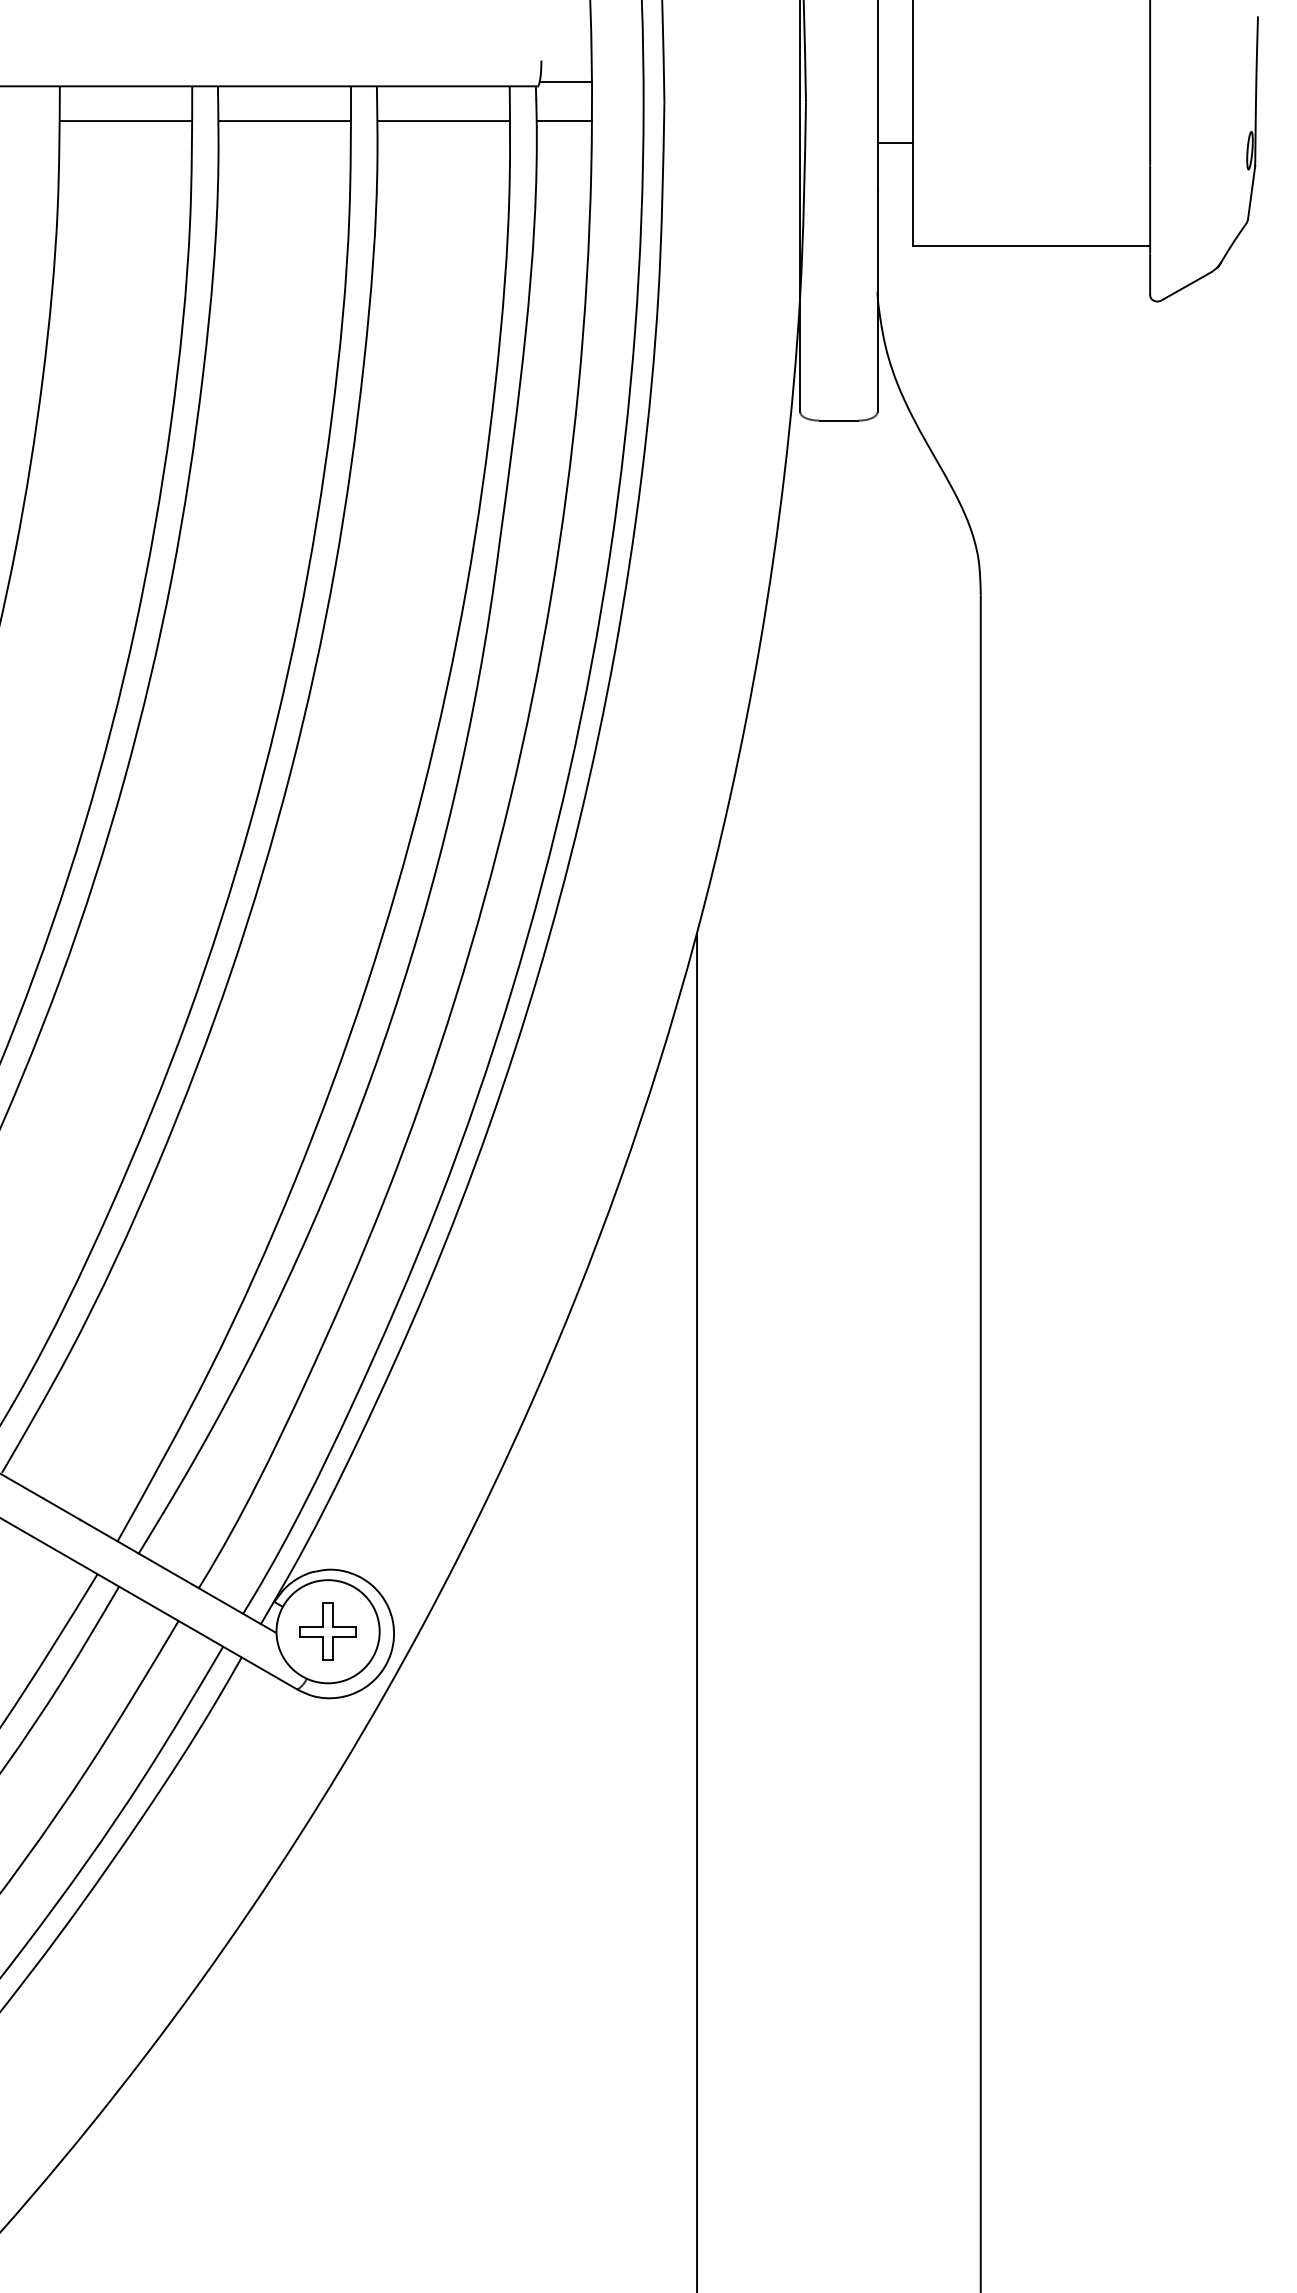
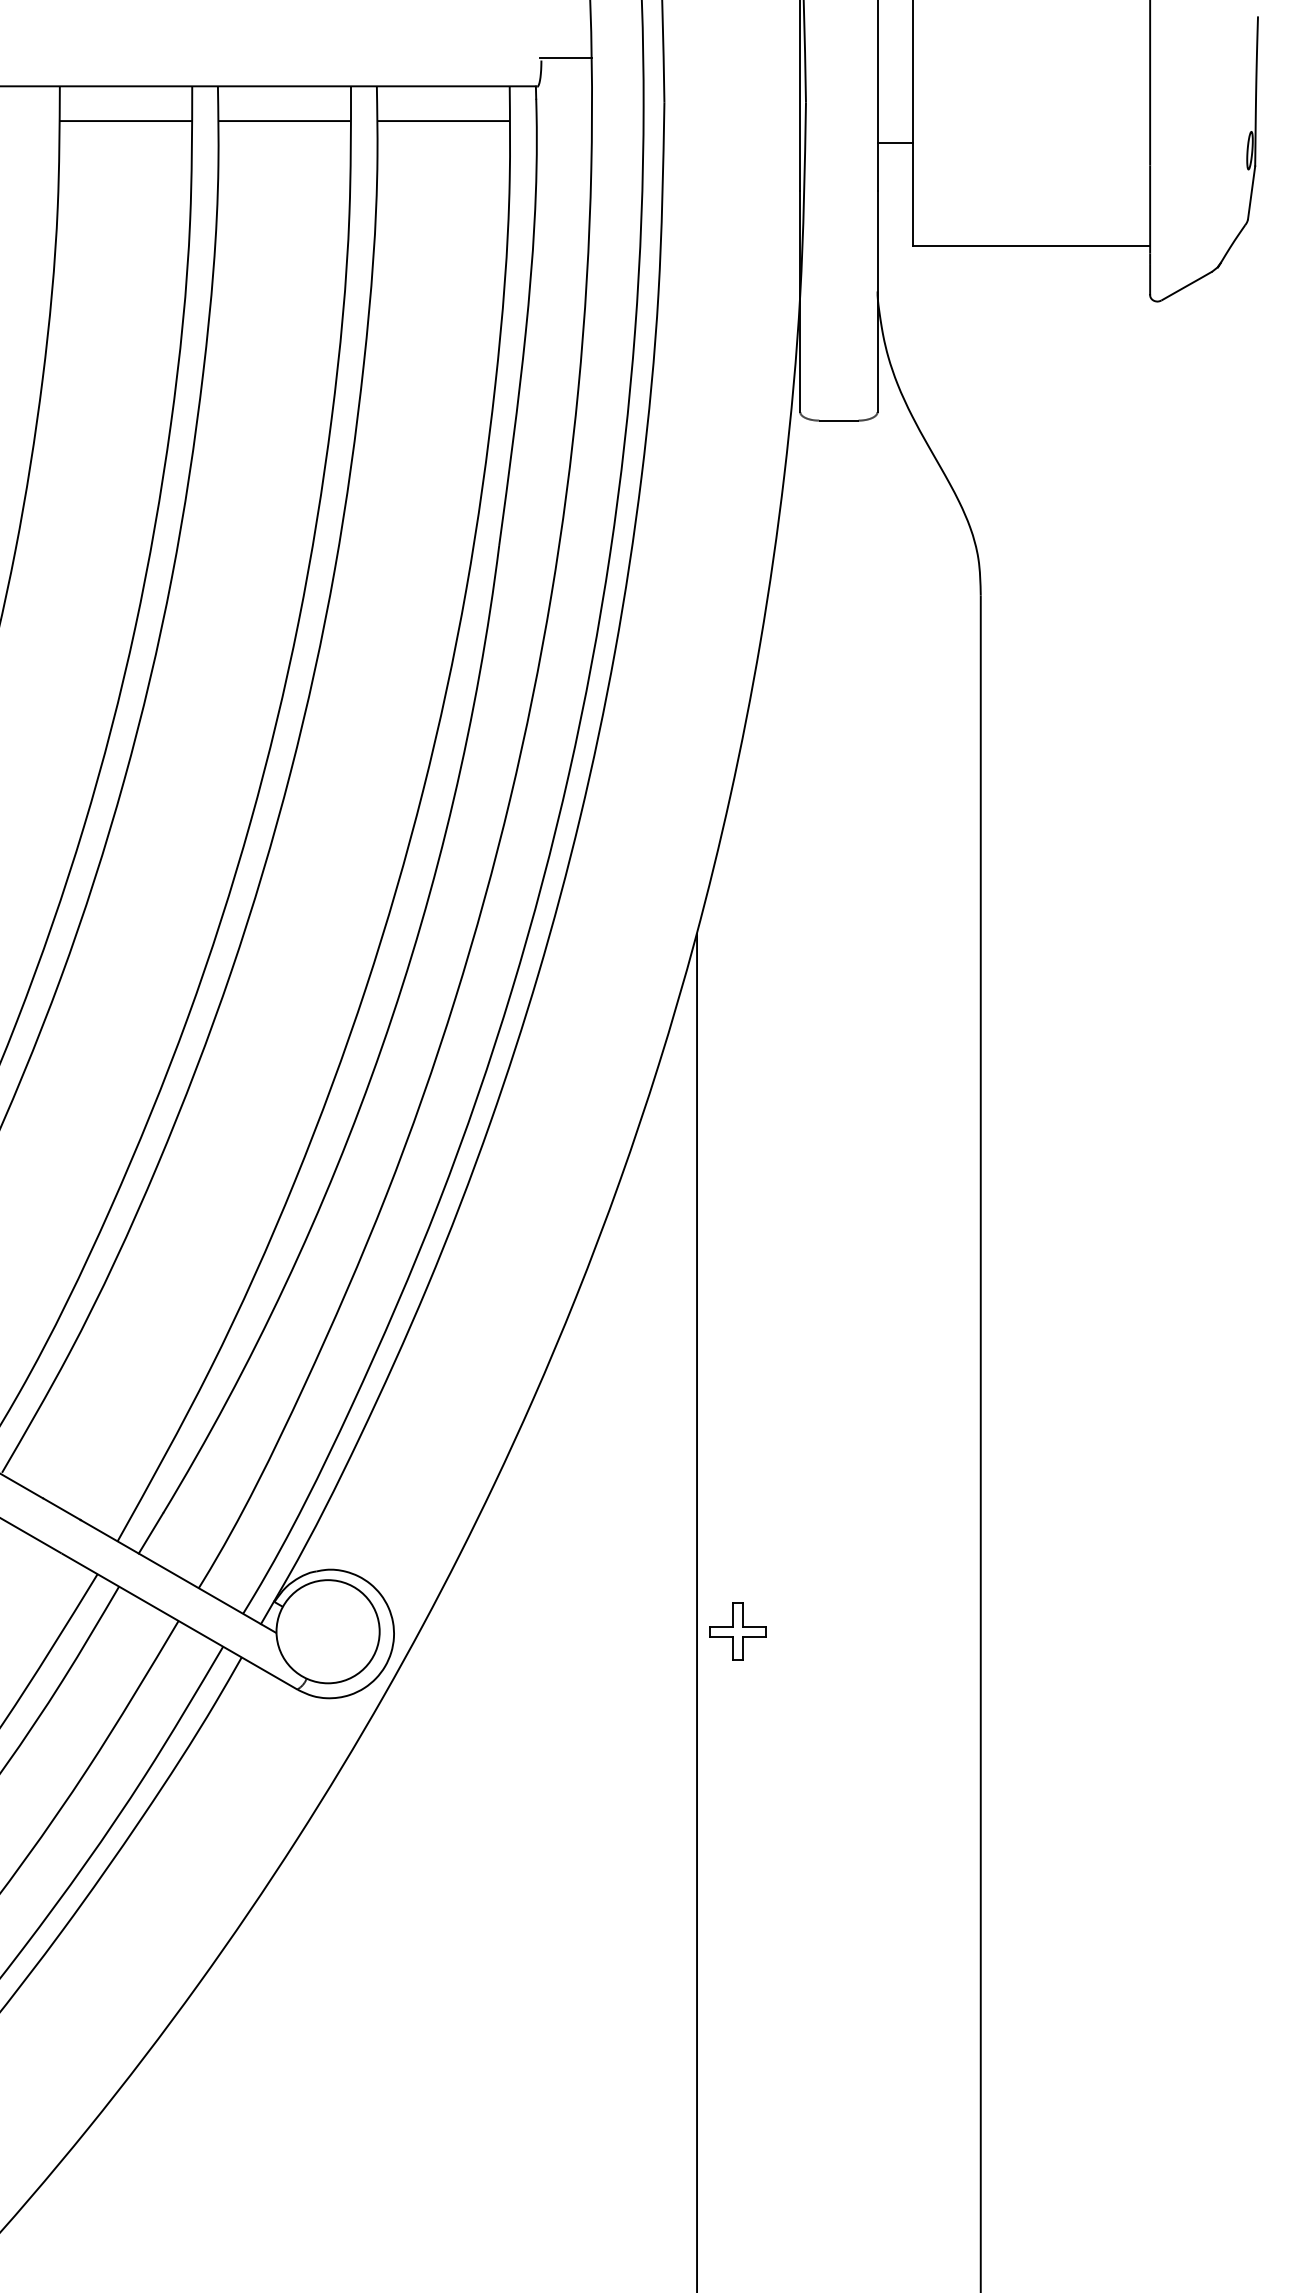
line position: (565, 82) -> (565, 58) (565, 58)
line: present -> none (564, 121)
part position: (327, 1631) -> (737, 1631) (737, 1631)
